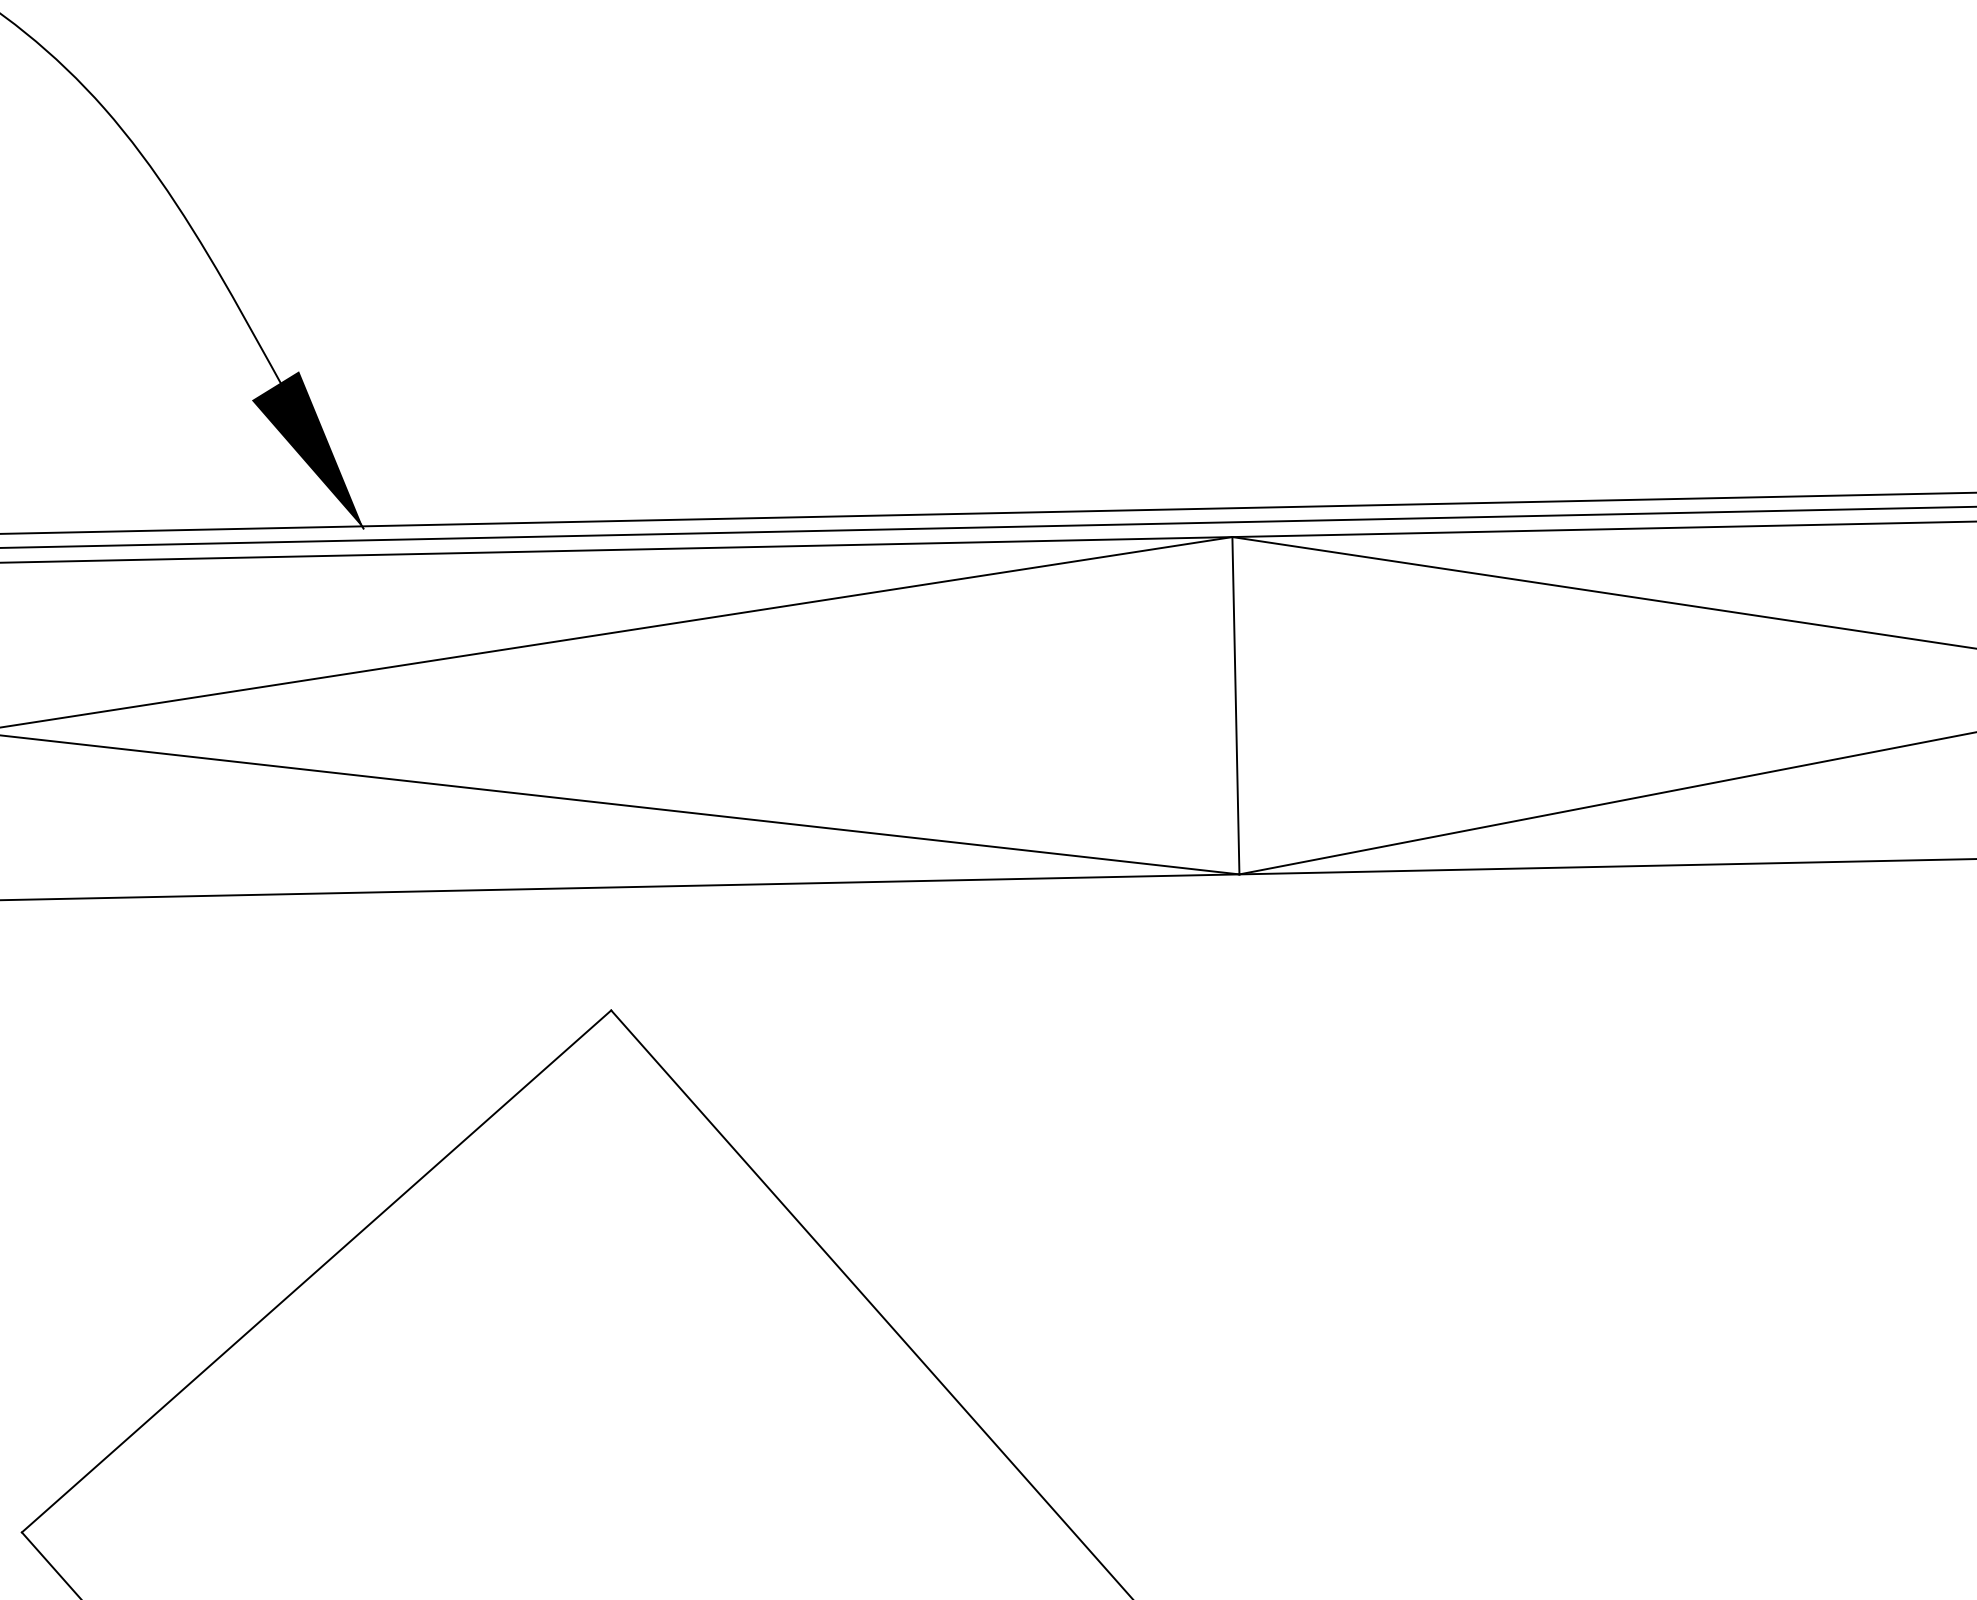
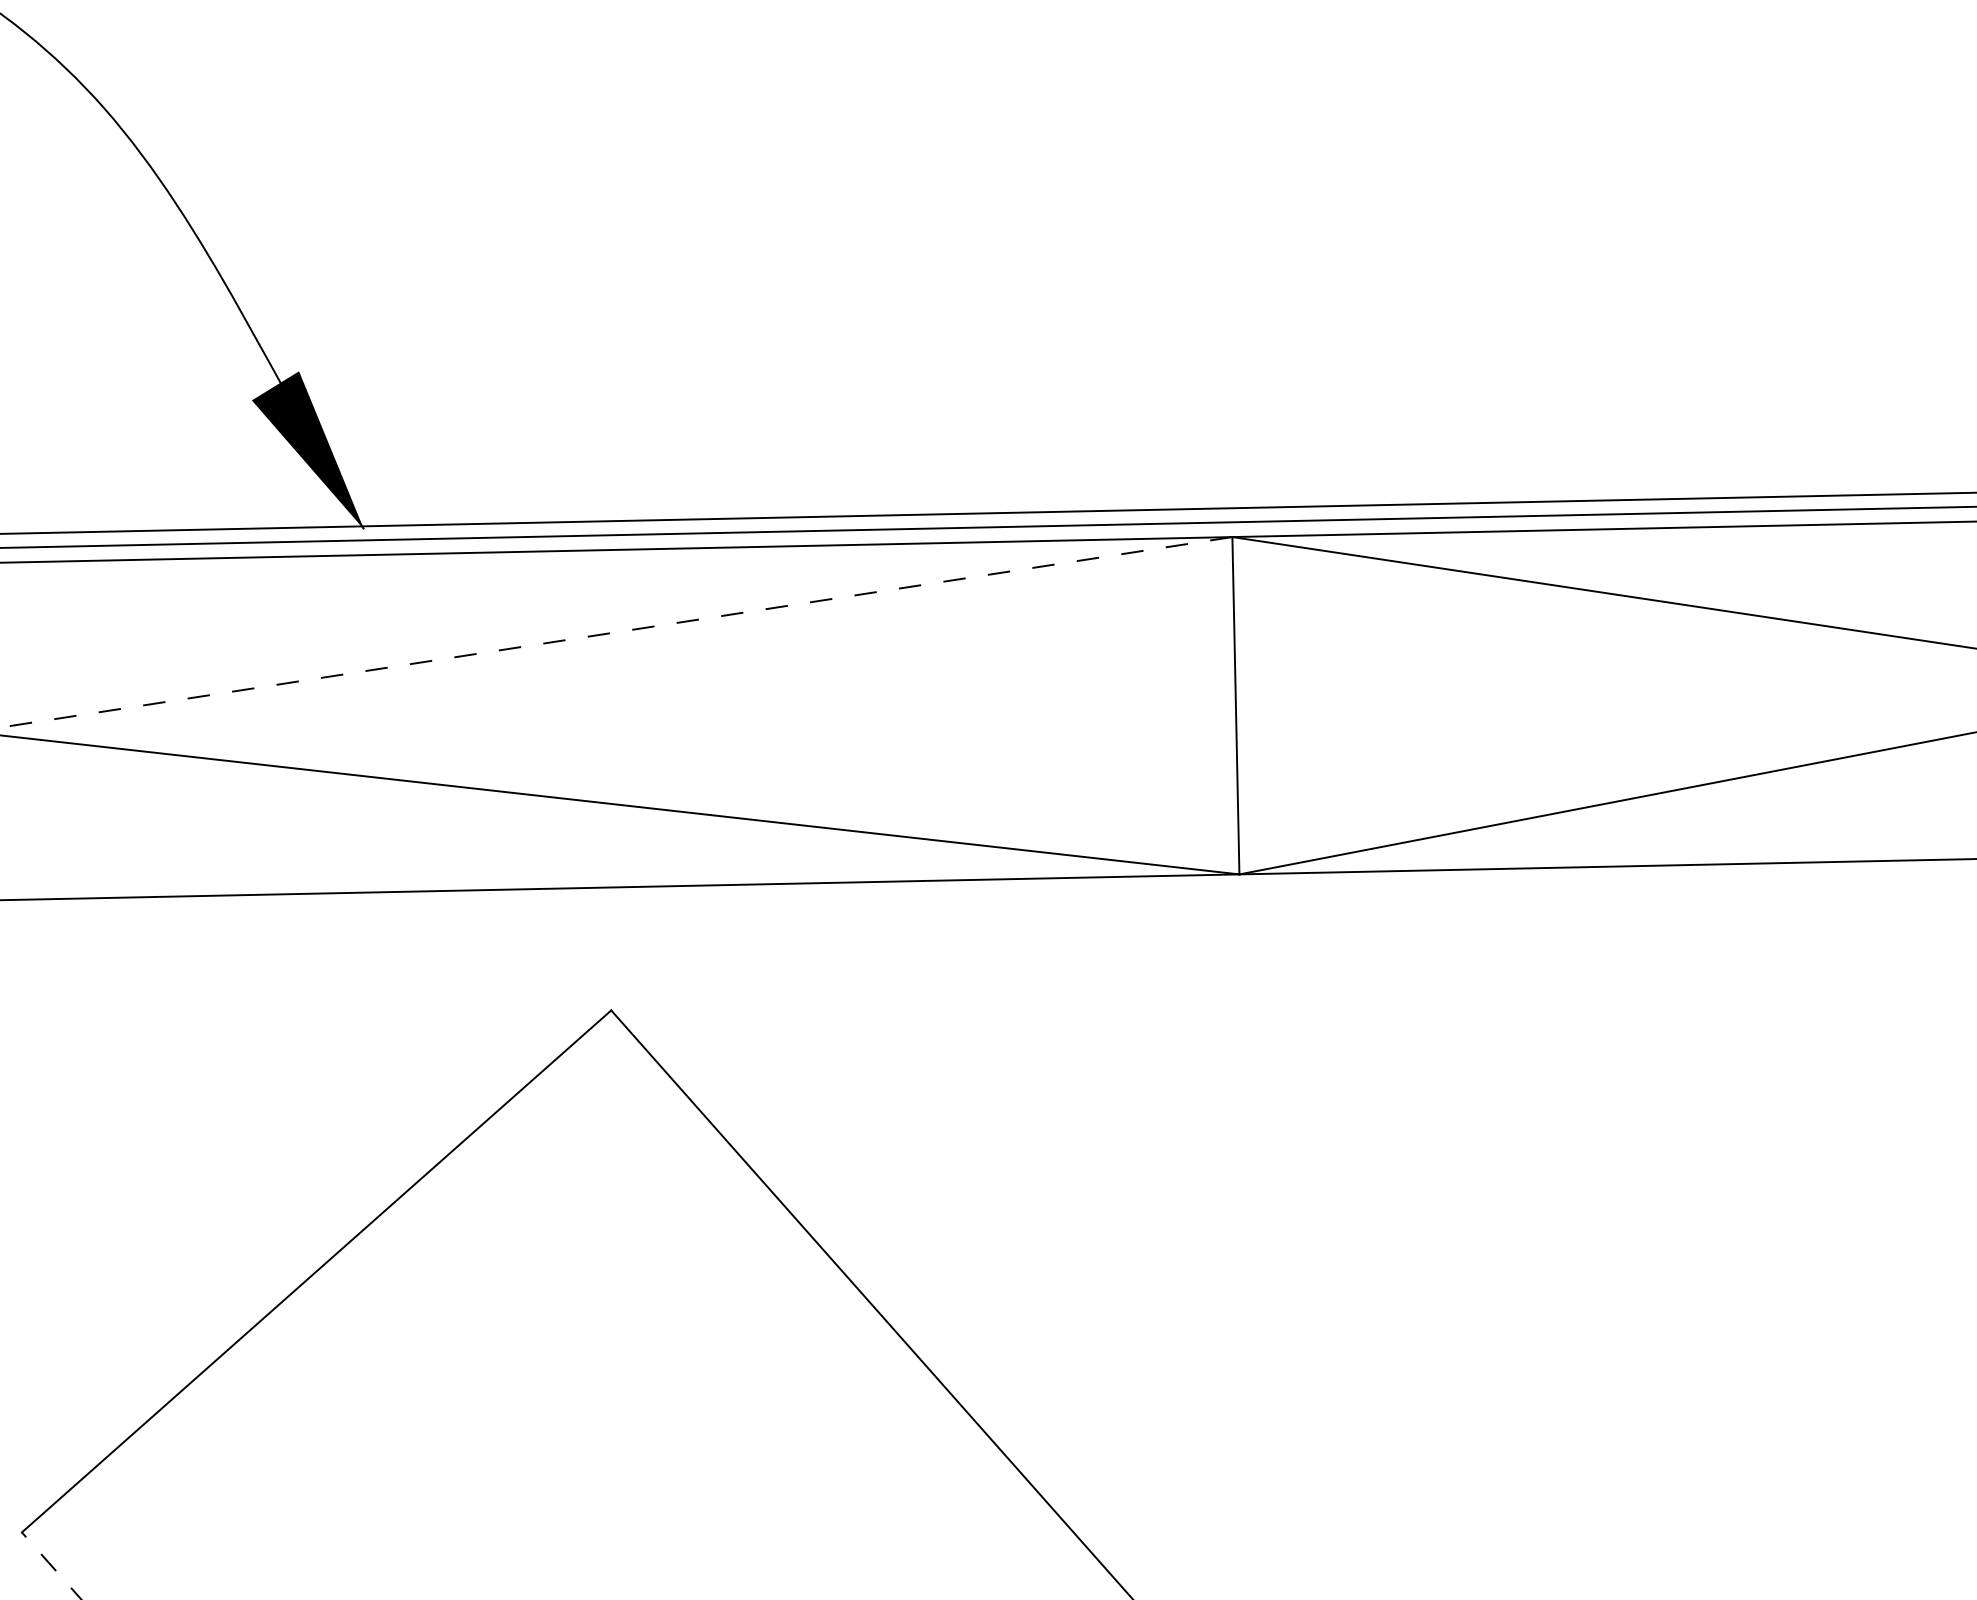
line: solid -> dashed (615, 632)
line: solid -> dashed (51, 1566)
